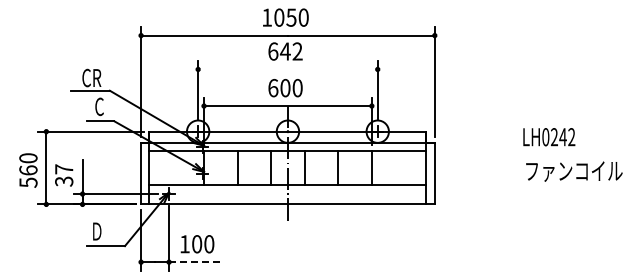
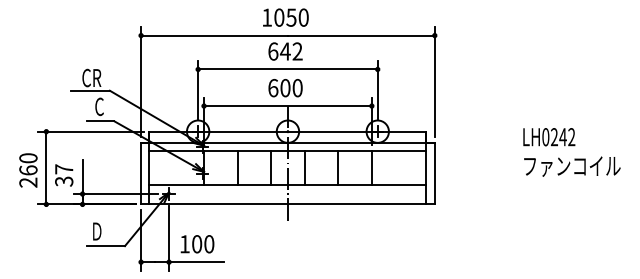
line: none -> present (287, 69)
text position: (574, 171) -> (572, 166) (572, 166)
text: 560 -> 260 (28, 182)
line: dashed -> solid (196, 262)
